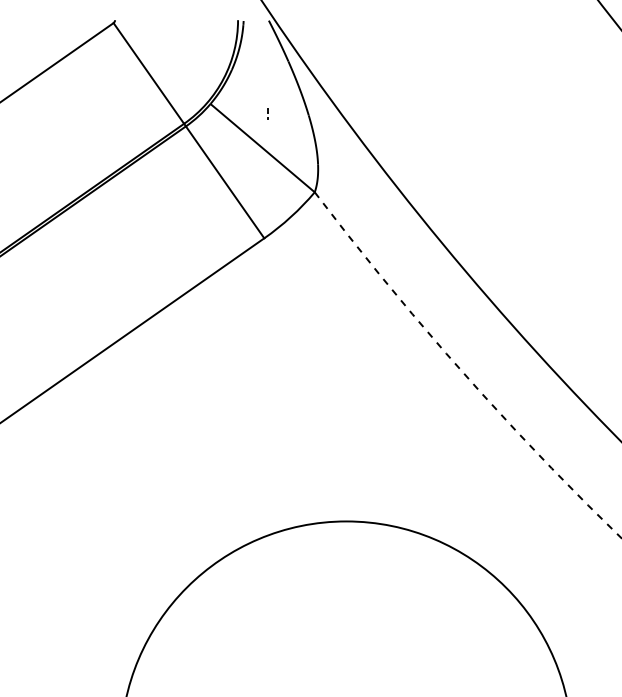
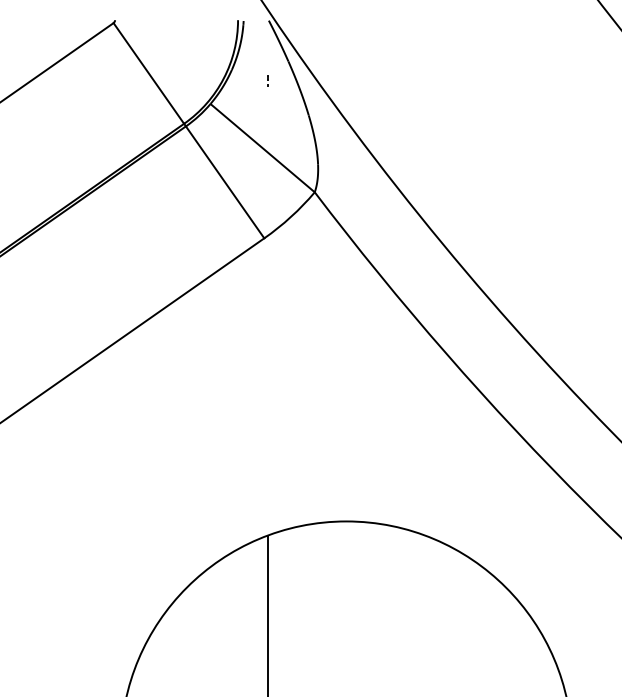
line position: (267, 113) -> (267, 80) (267, 80)
arc: dashed -> solid (460, 369)
line: none -> present (268, 614)
